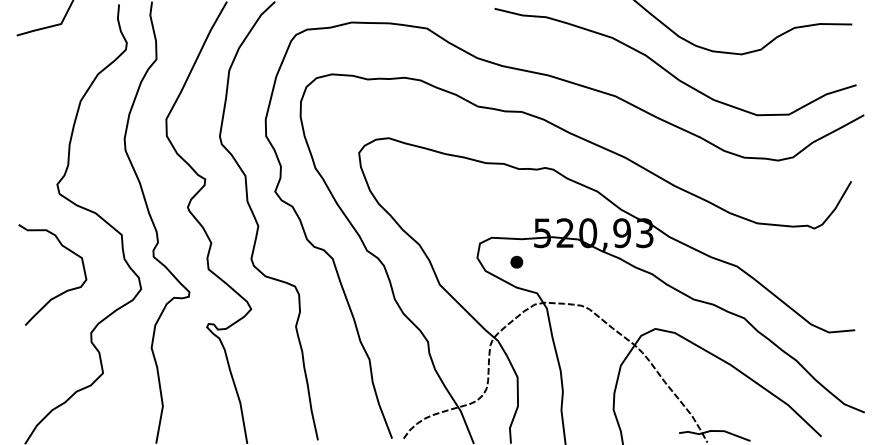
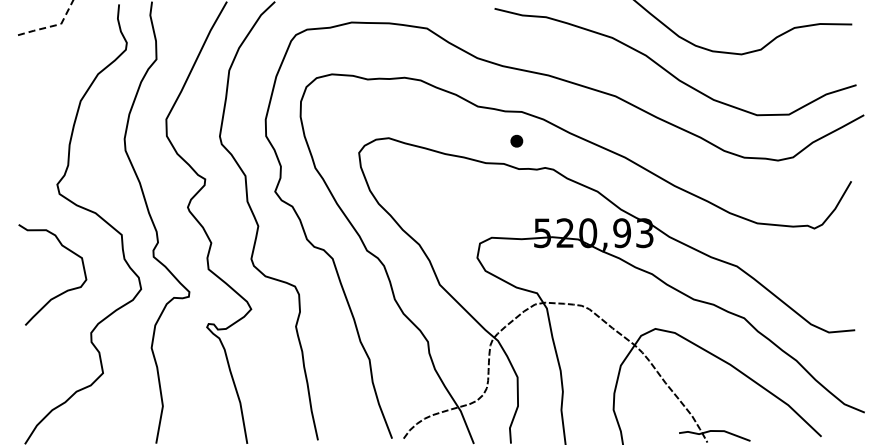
line: solid -> dashed (51, 26)
part position: (516, 261) -> (516, 140) (516, 140)
